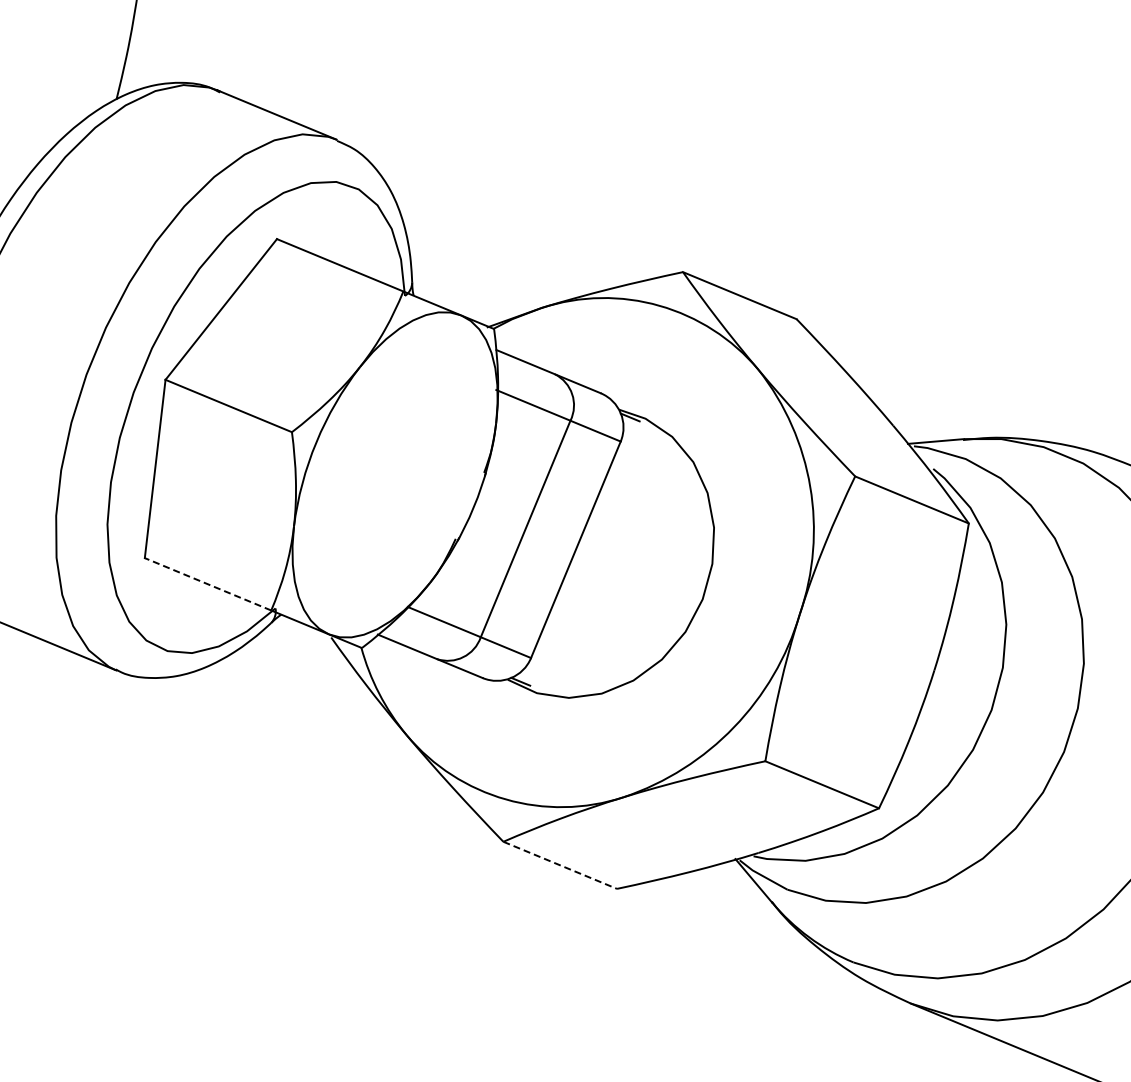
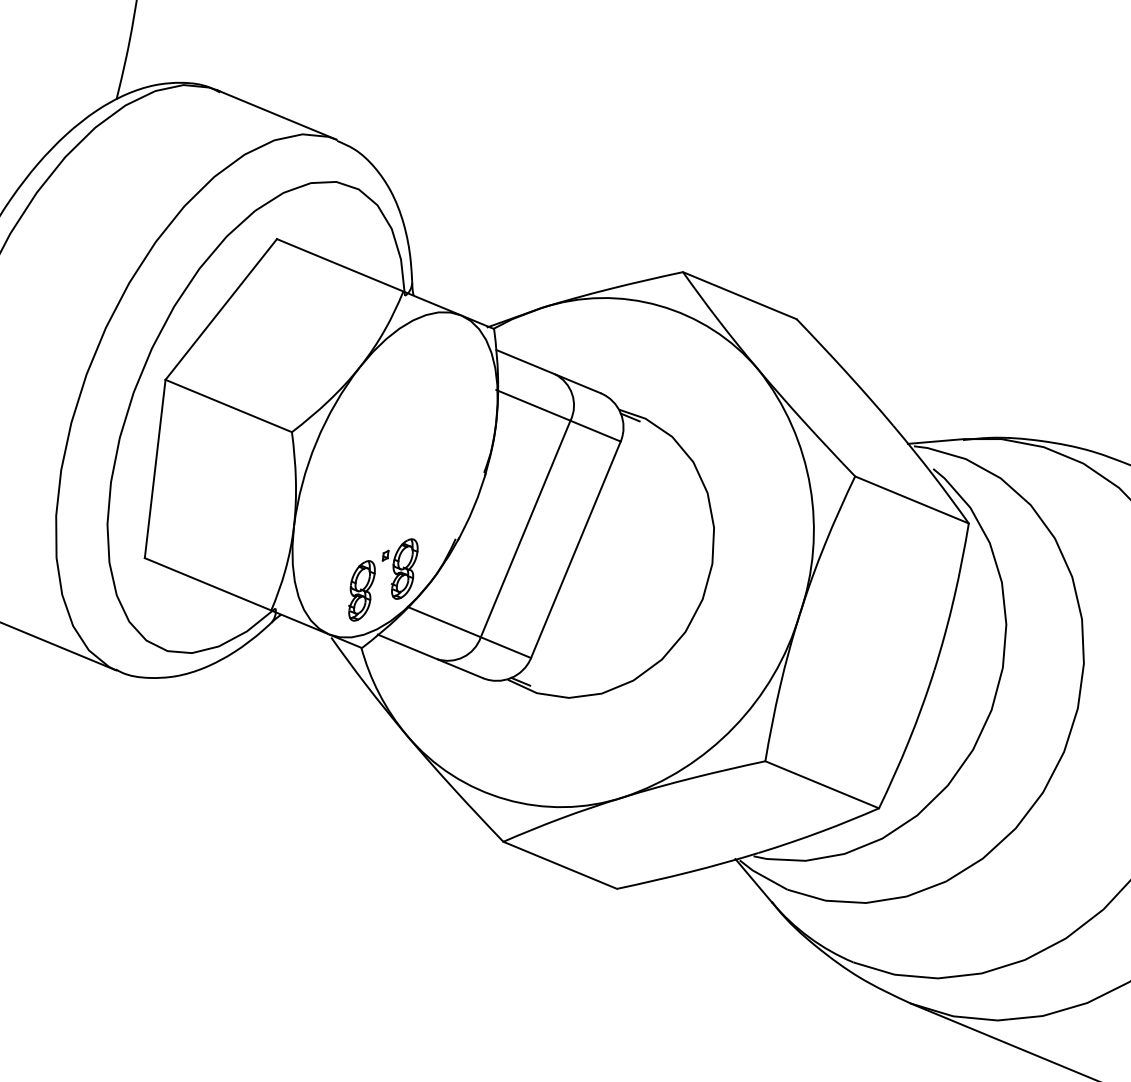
part: none -> present (375, 576)
line: dashed -> solid (207, 584)
line: dashed -> solid (560, 865)
